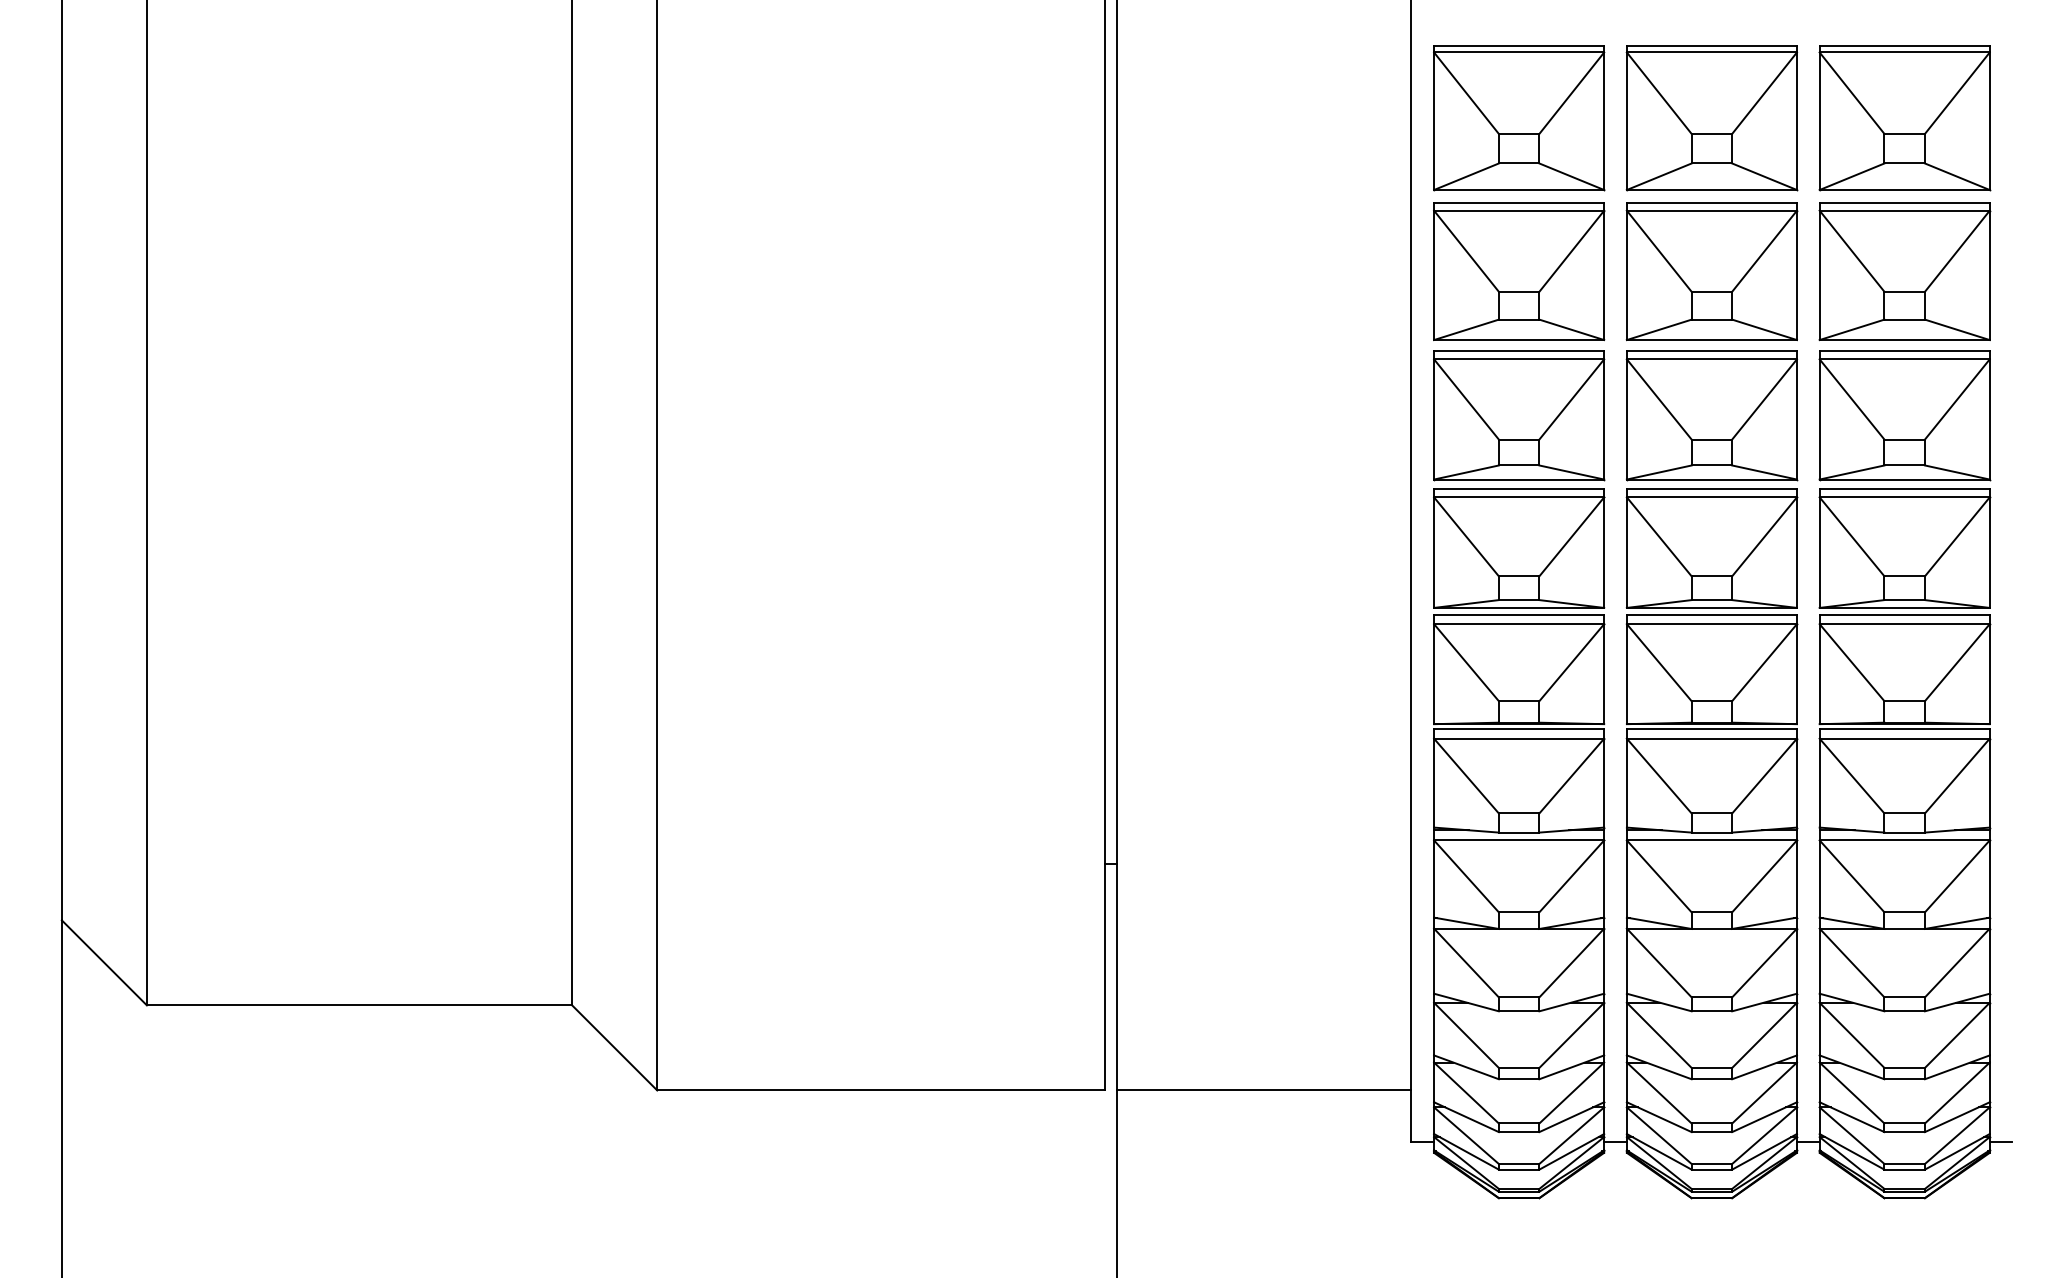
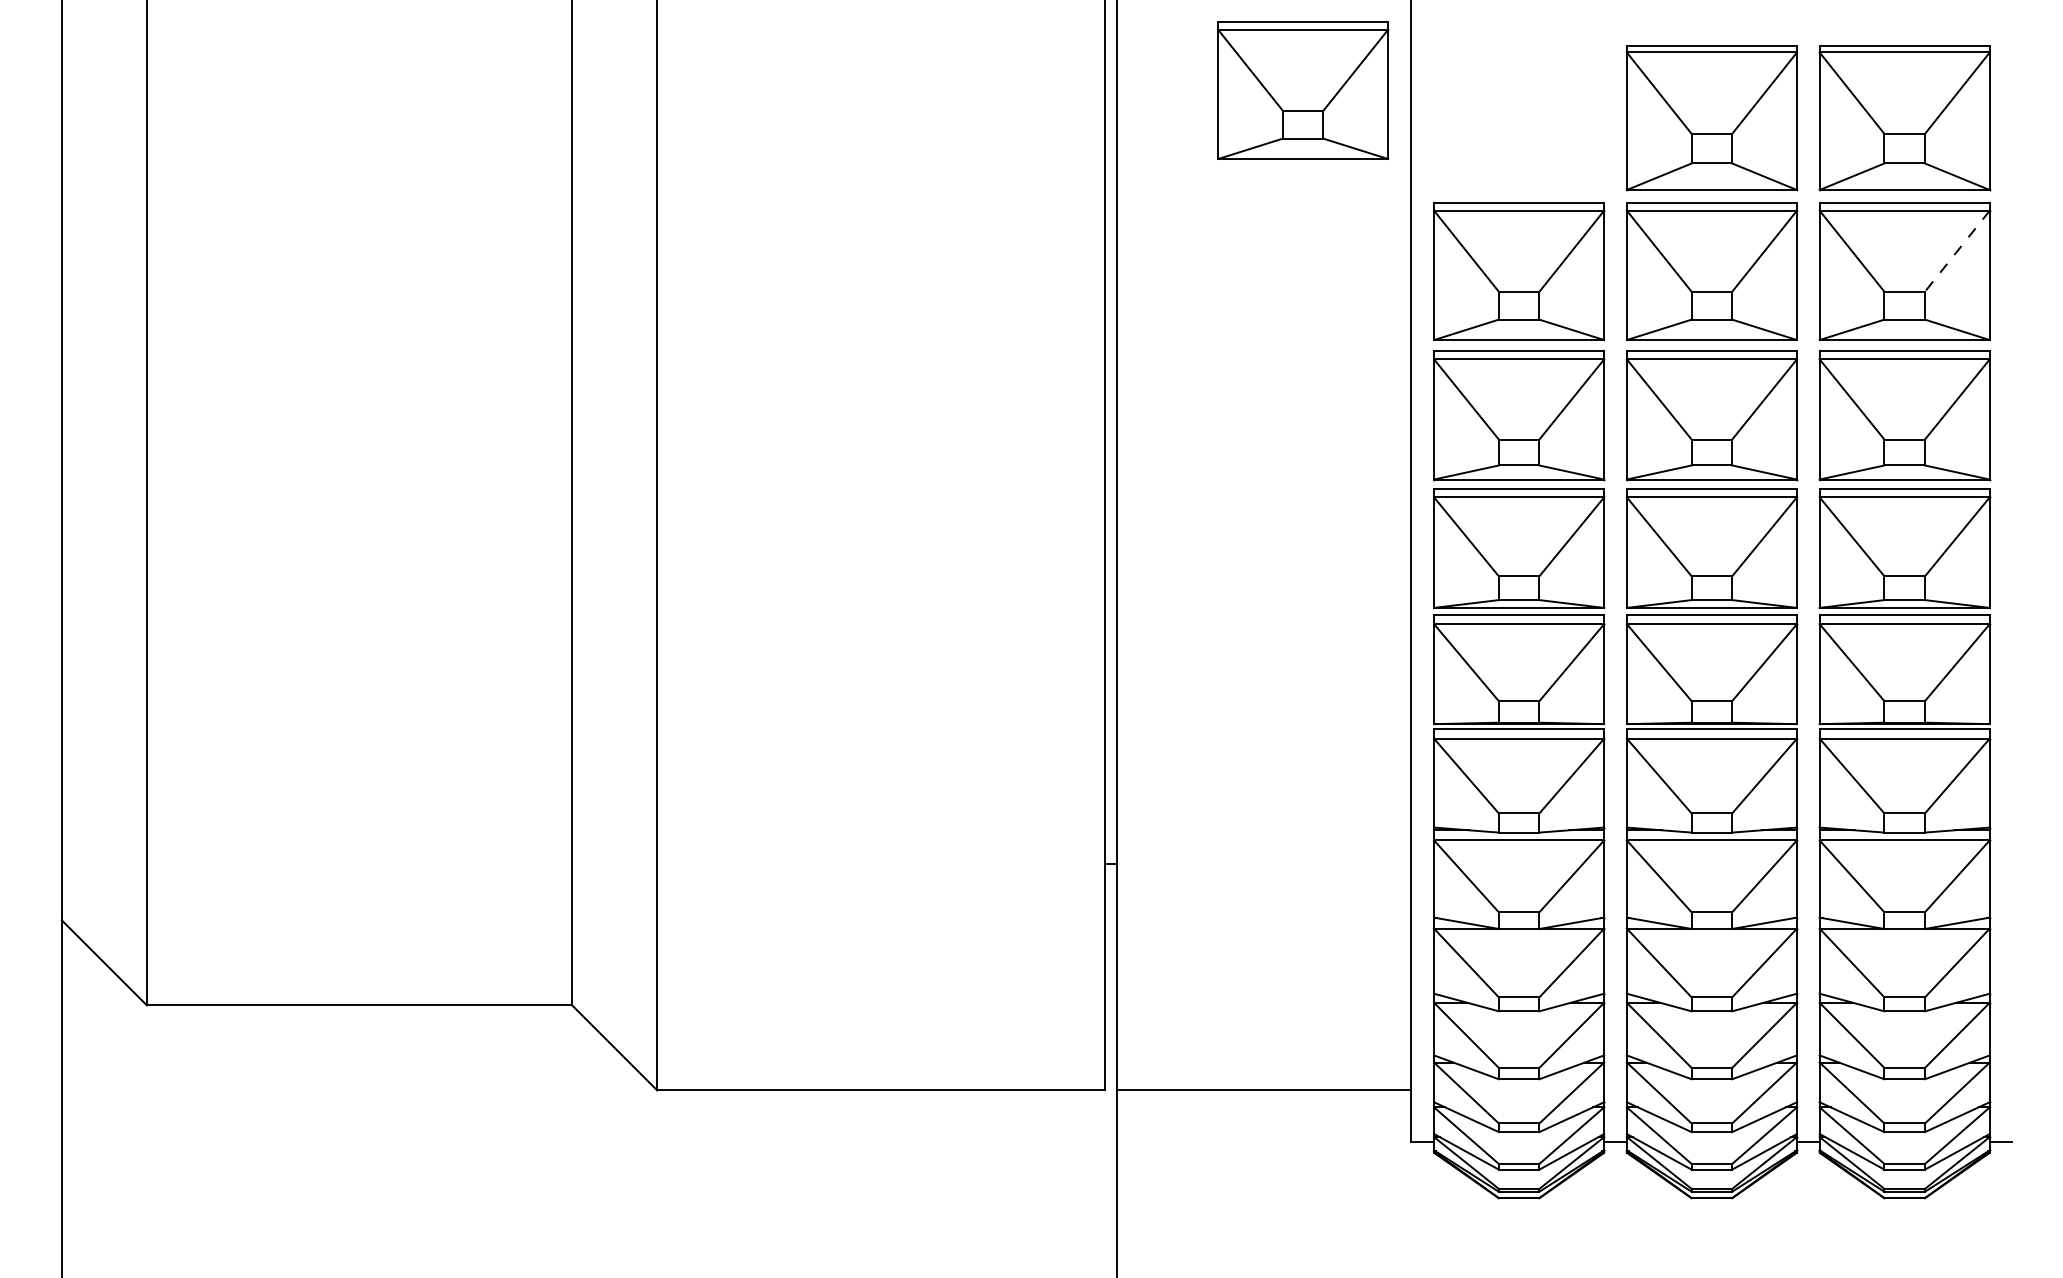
part: none -> present (1303, 90)
part: present -> none (1519, 118)
line: solid -> dashed (1957, 251)
